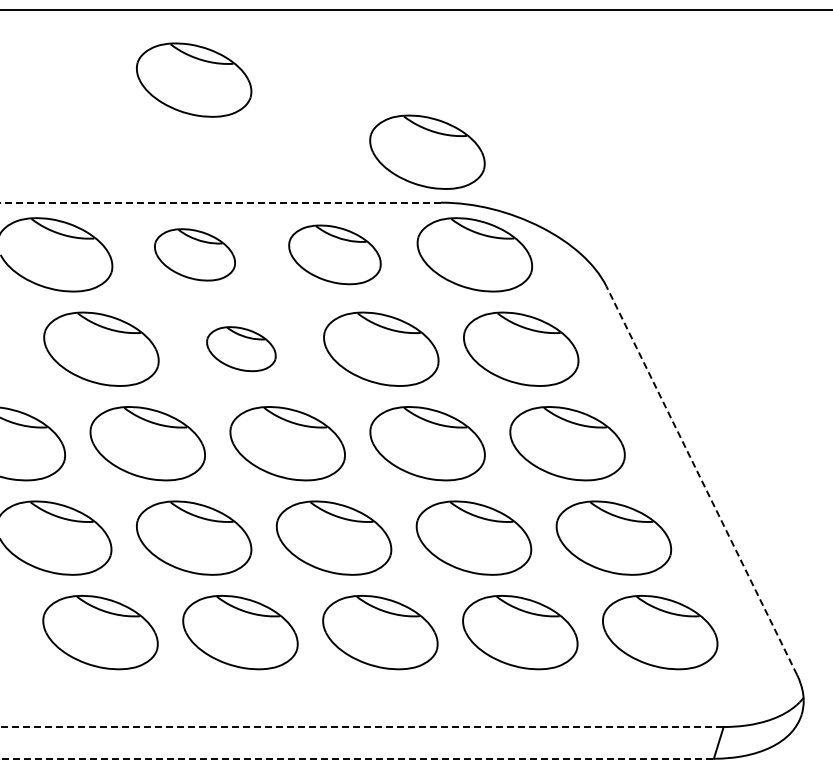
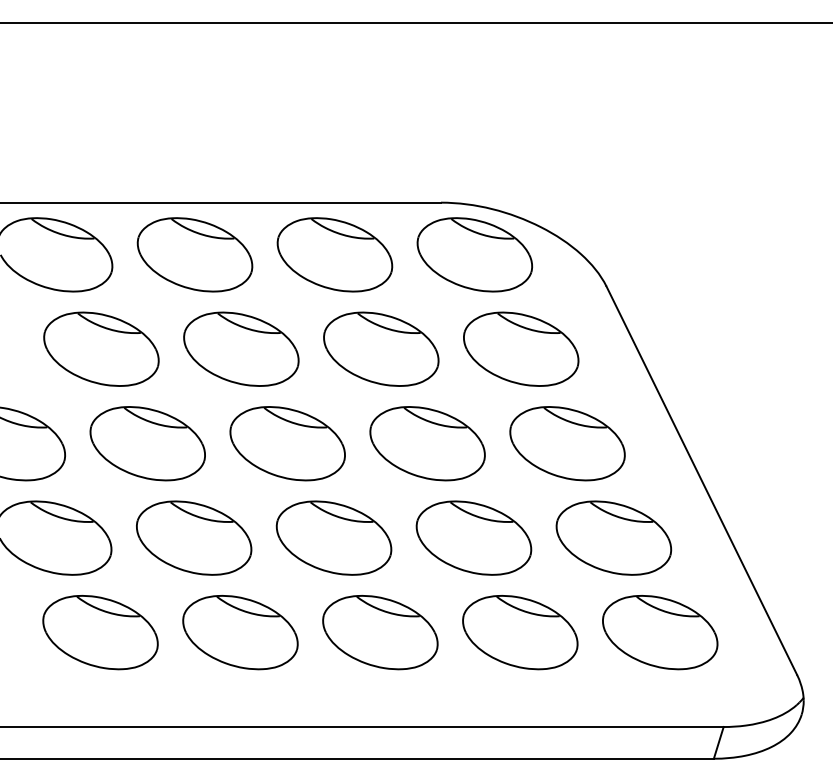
line position: (415, 10) -> (415, 23) (415, 23)
part: present -> none (194, 79)
part: present -> none (427, 151)
line: dashed -> solid (220, 202)
part size: 82x54 px -> 118x76 px (194, 254)
part size: 94x62 px -> 118x76 px (334, 254)
part size: 71x47 px -> 117x76 px (241, 348)
line: dashed -> solid (701, 480)
line: dashed -> solid (362, 727)
line: dashed -> solid (357, 758)
